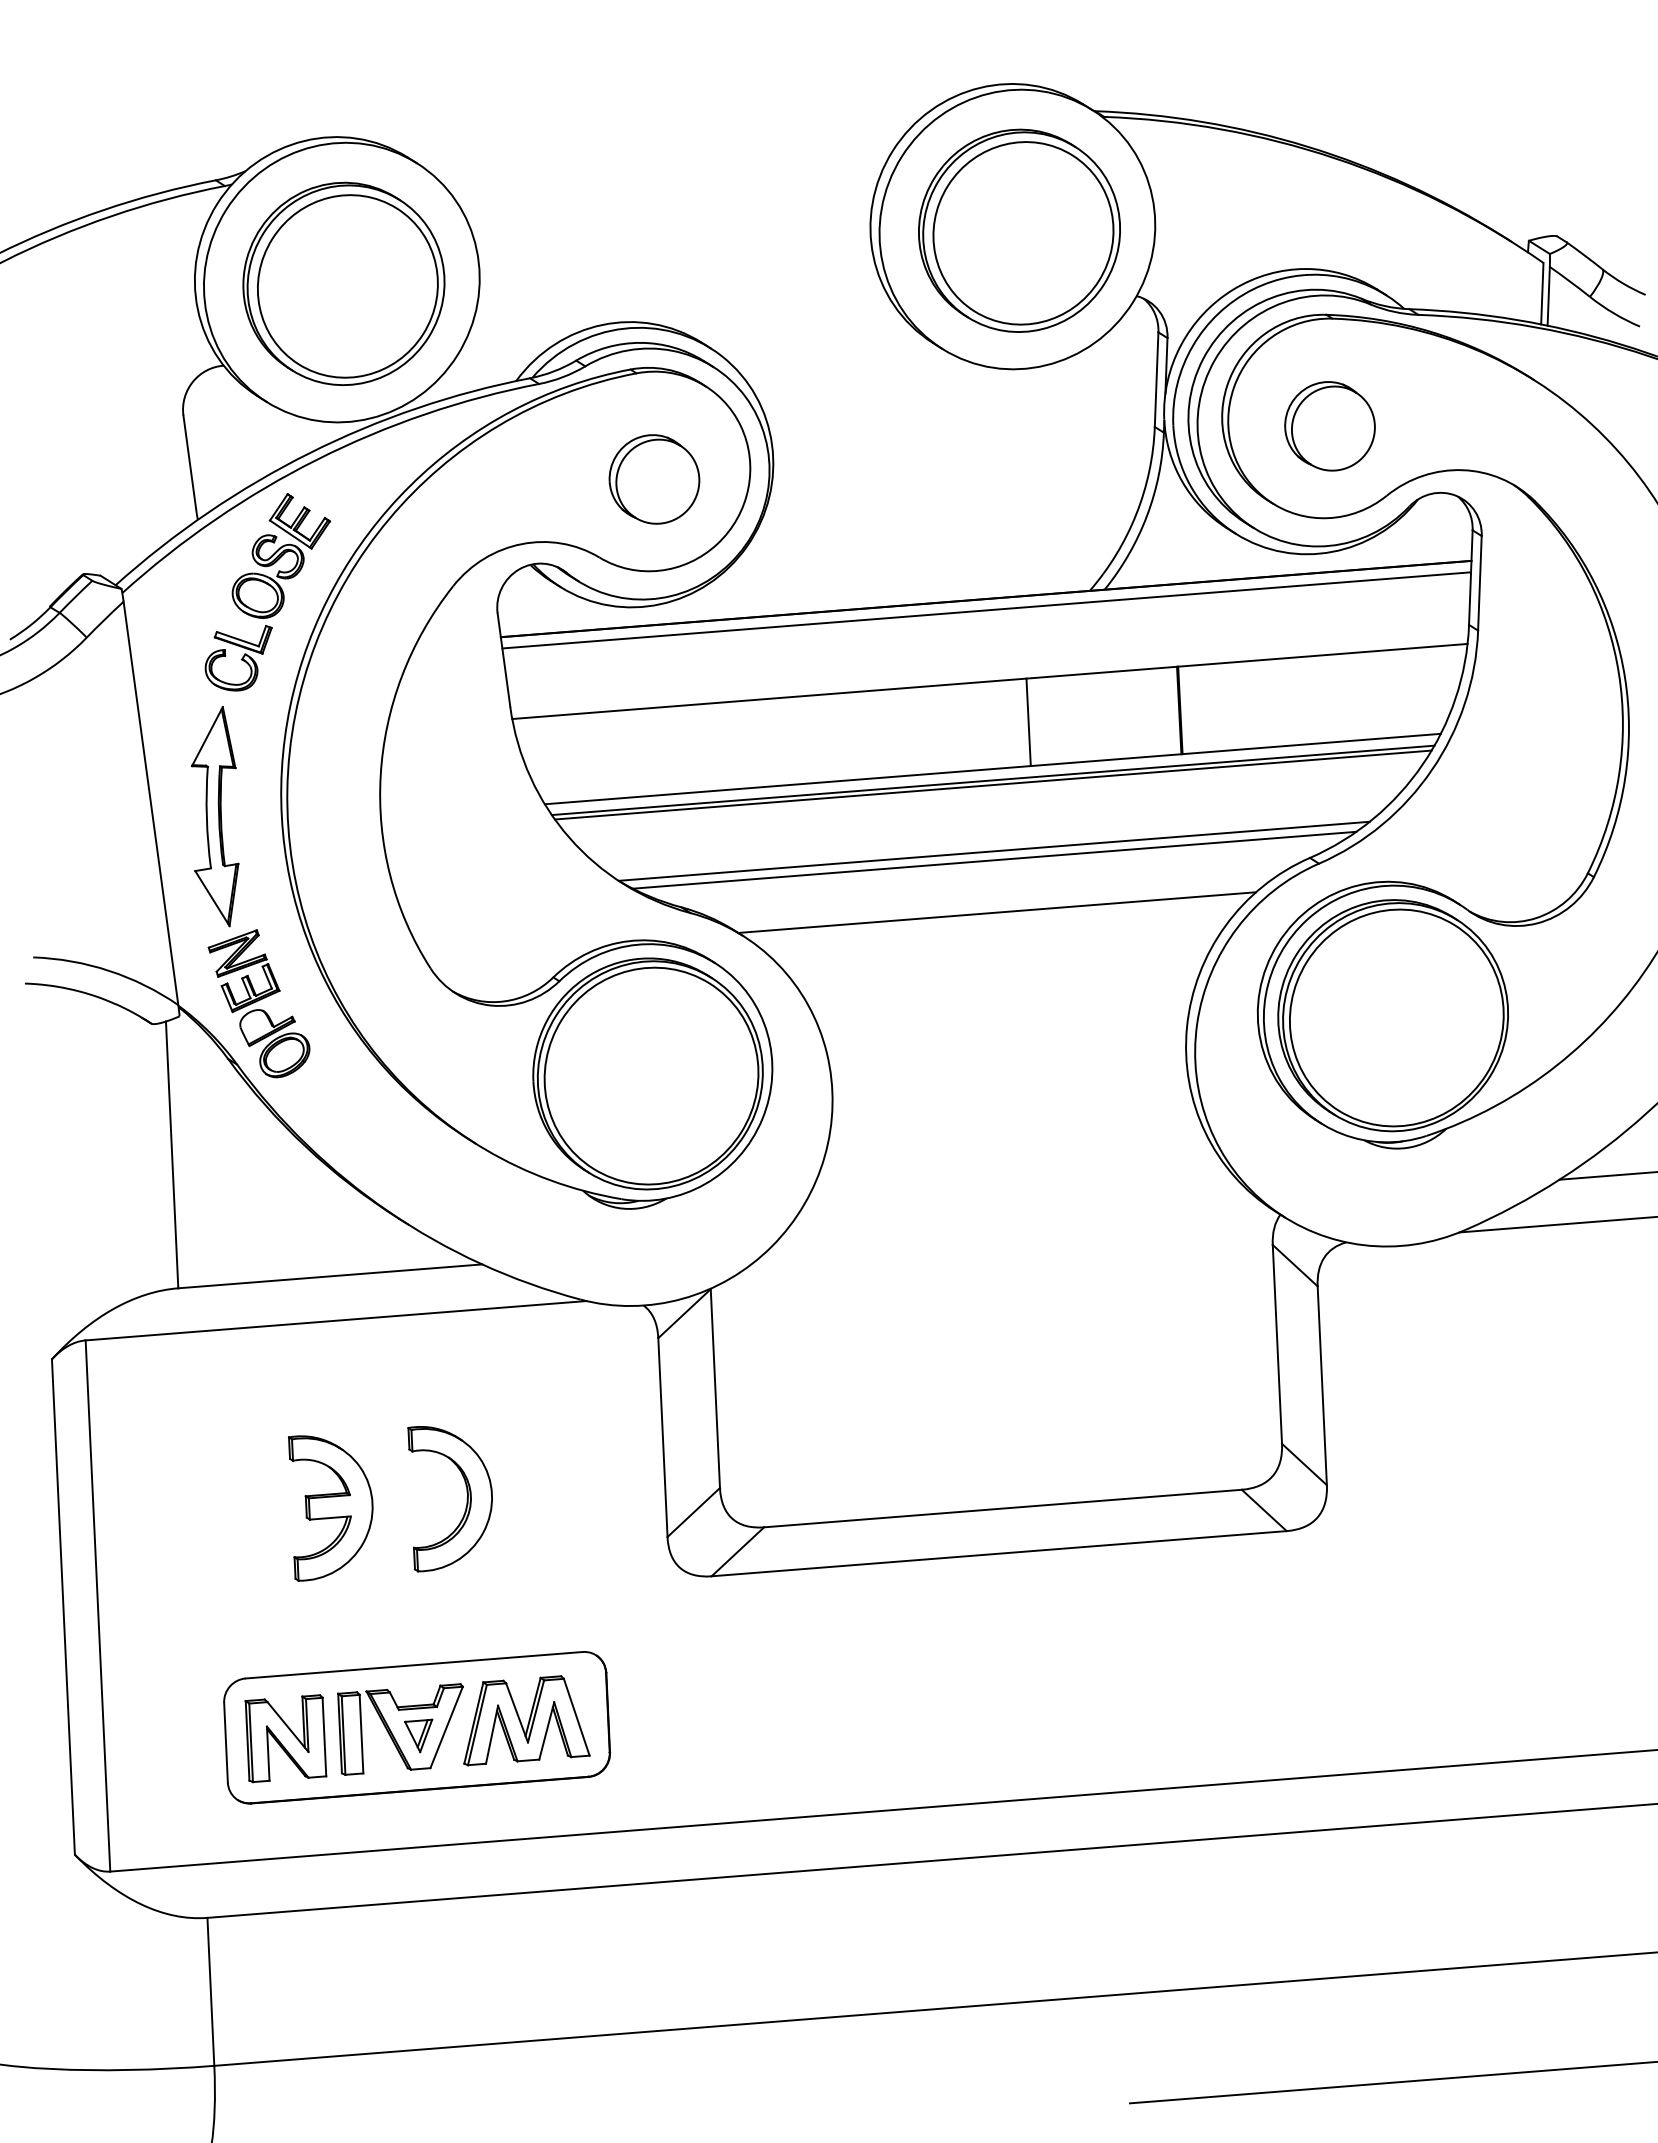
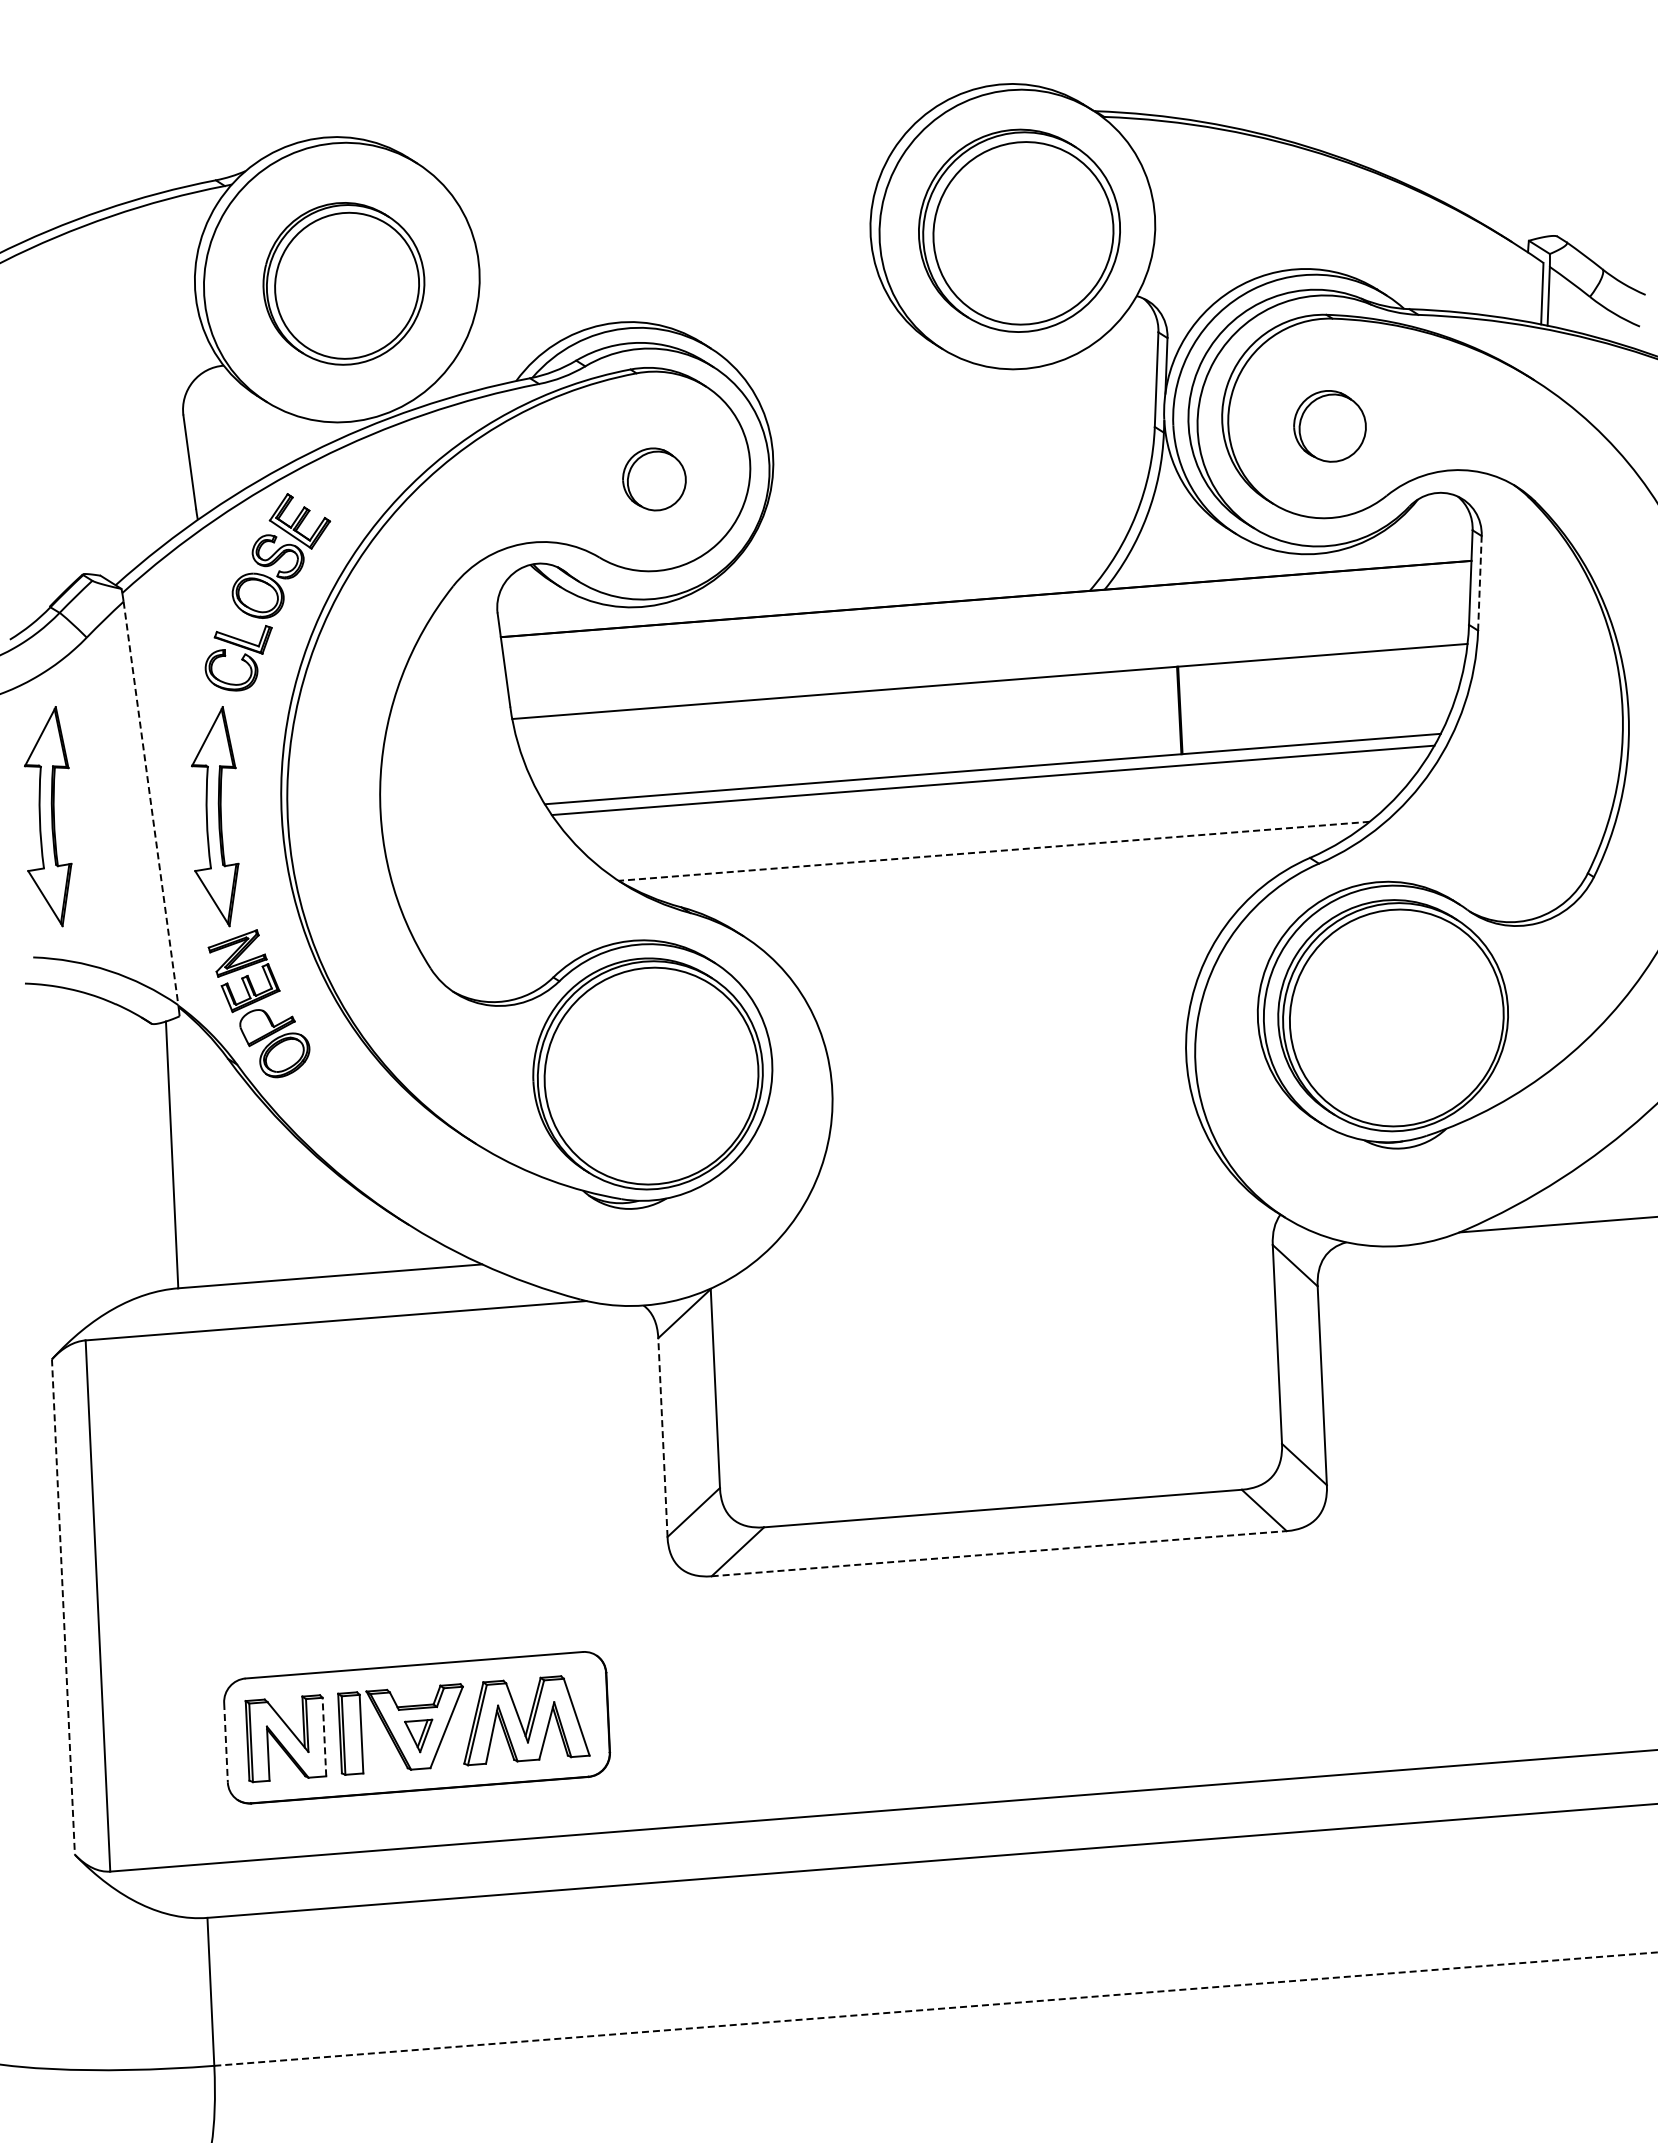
part size: 204x205 px -> 164x164 px (343, 283)
part size: 92x91 px -> 74x73 px (1329, 426)
part size: 93x91 px -> 65x65 px (654, 479)
line: solid -> dashed (1479, 582)
line: present -> none (986, 610)
line: present -> none (1028, 722)
line: present -> none (992, 784)
line: solid -> dashed (150, 803)
part: none -> present (48, 816)
line: solid -> dashed (994, 851)
line: present -> none (994, 859)
line: present -> none (997, 912)
line: present -> none (1606, 1175)
line: solid -> dashed (662, 1437)
part: present -> none (466, 1499)
part: present -> none (330, 1508)
line: solid -> dashed (999, 1553)
line: solid -> dashed (63, 1607)
line: solid -> dashed (324, 1736)
line: solid -> dashed (226, 1742)
line: solid -> dashed (935, 2009)
line: present -> none (1391, 2082)
